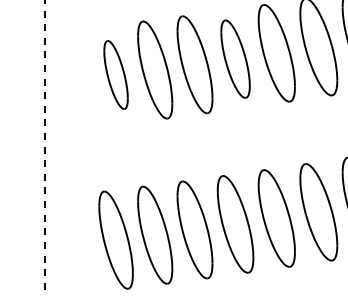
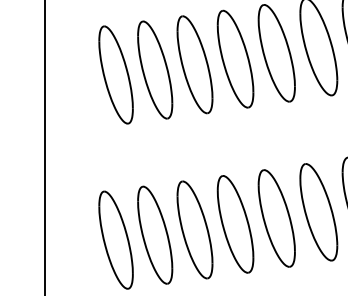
part size: 31x80 px -> 39x100 px (235, 58)
part size: 26x70 px -> 36x100 px (115, 74)
line: dashed -> solid (45, 147)
